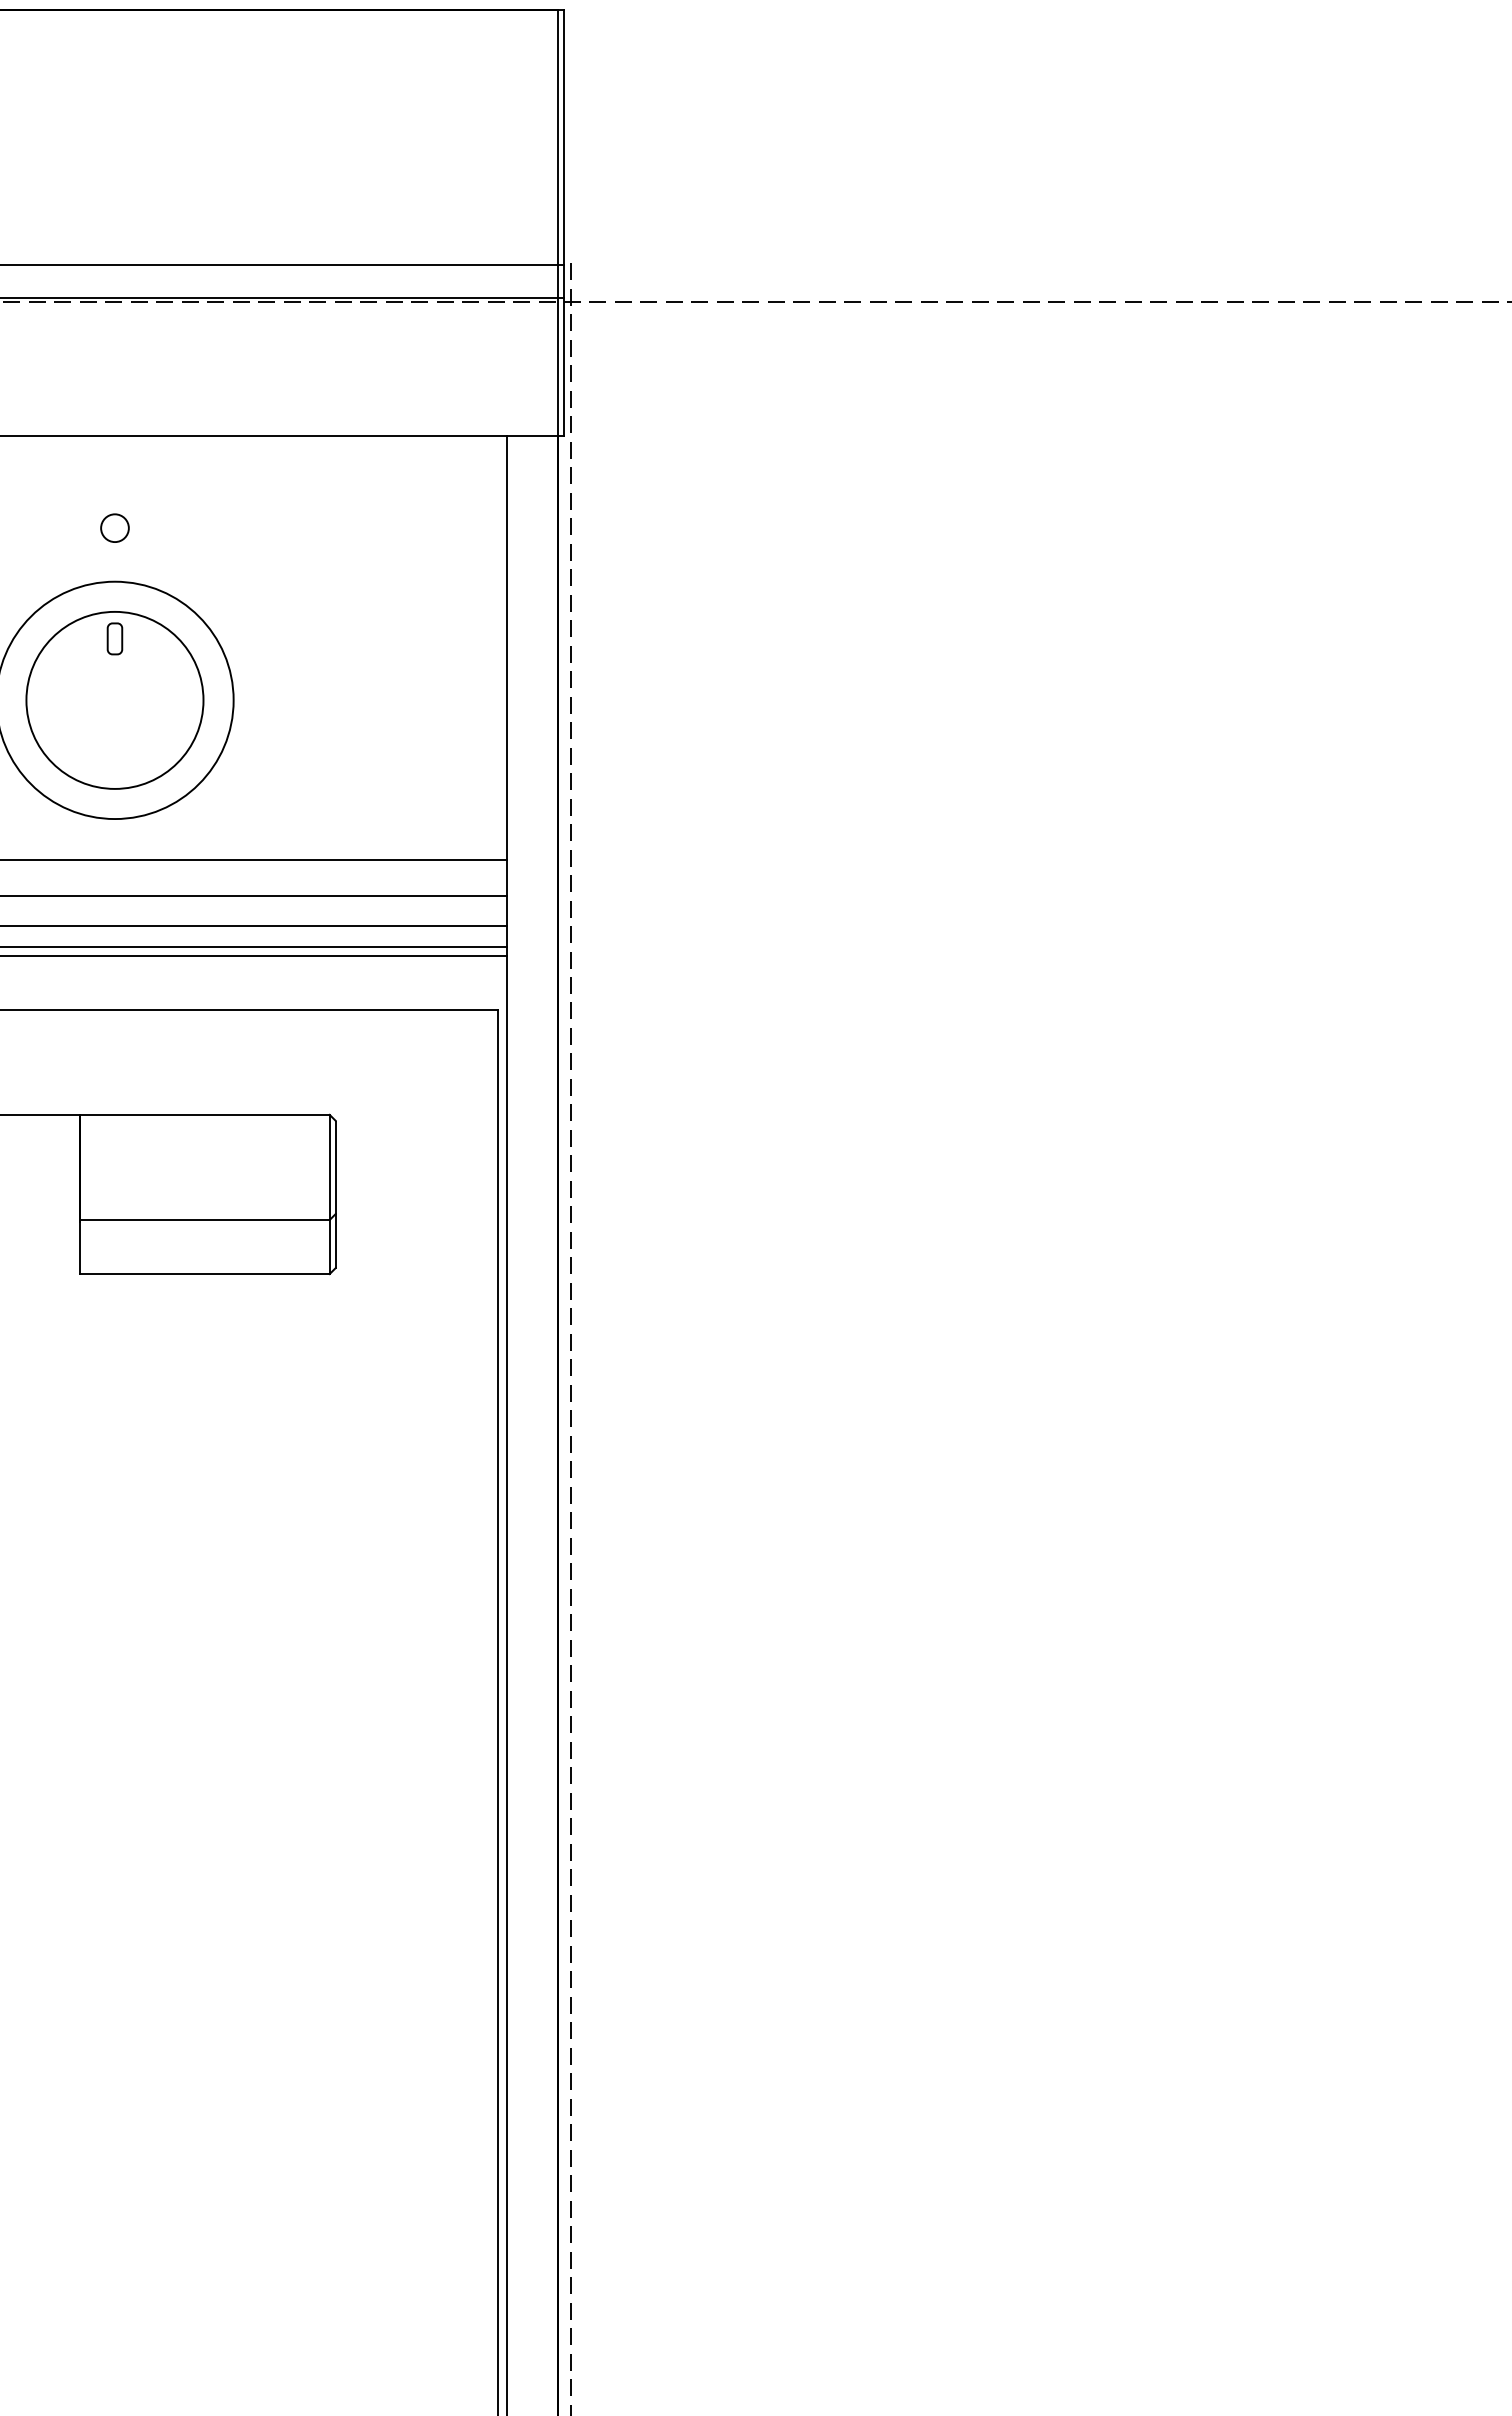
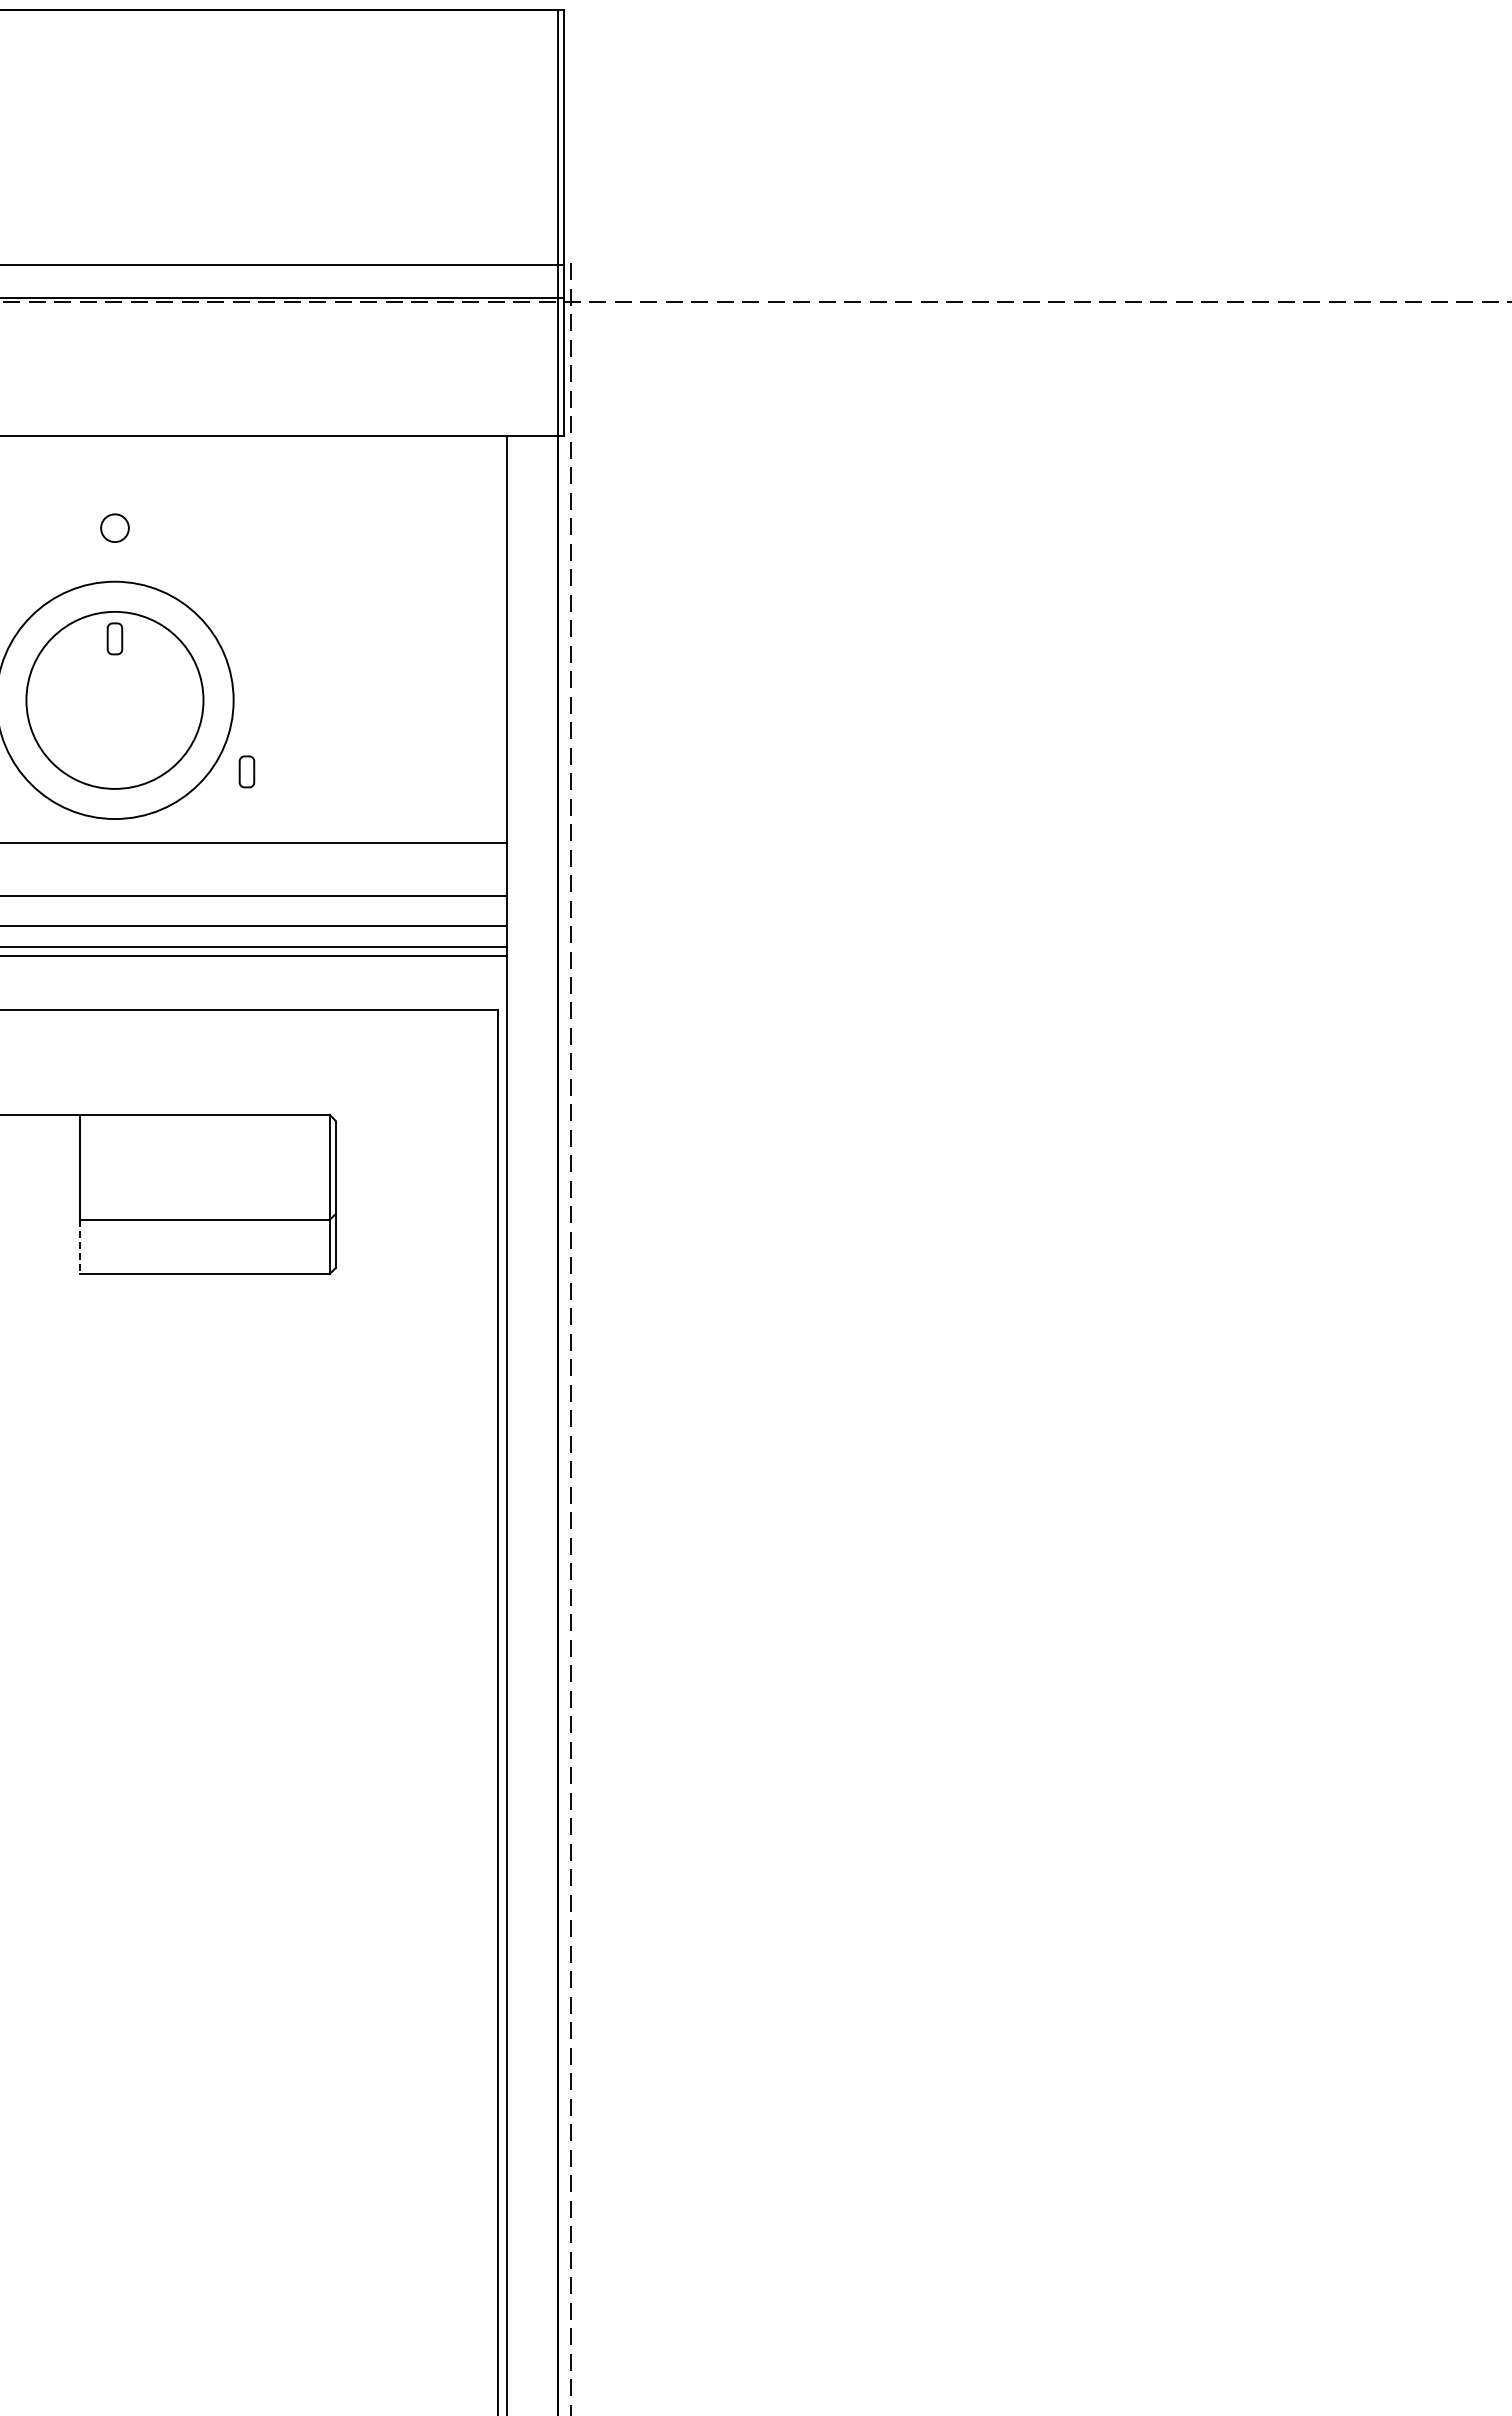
part: none -> present (246, 771)
line position: (254, 859) -> (254, 842) (254, 842)
line: solid -> dashed (80, 1247)
